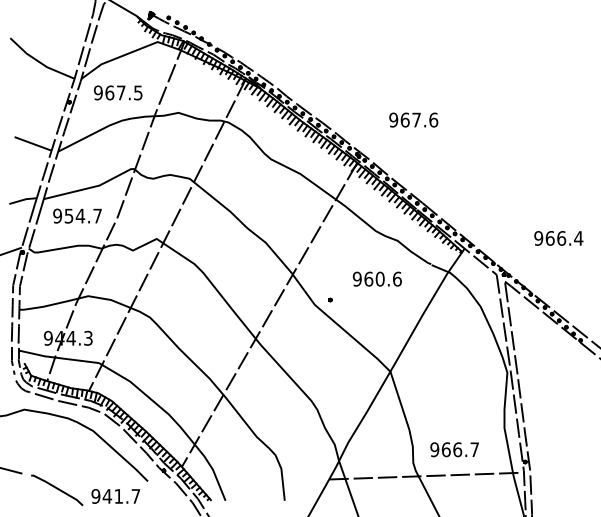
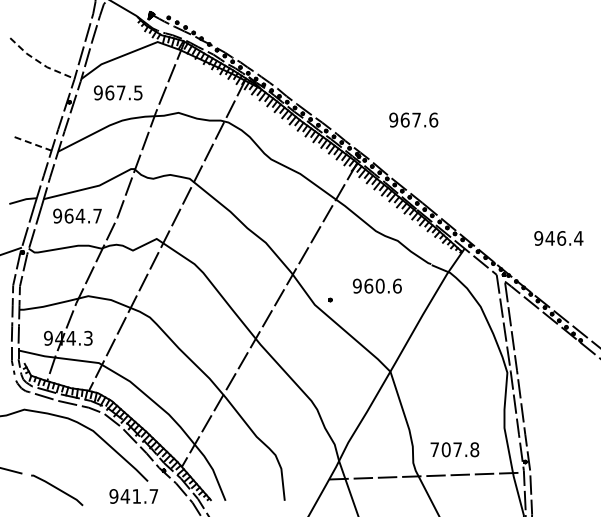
line: solid -> dashed (39, 62)
line: solid -> dashed (33, 143)
text: 954.7 -> 964.7 (68, 215)
text: 966.4 -> 946.4 (549, 238)
text position: (376, 278) -> (376, 285) (376, 285)
text: 966.7 -> 707.8 (454, 449)
text position: (115, 496) -> (133, 496) (133, 496)
